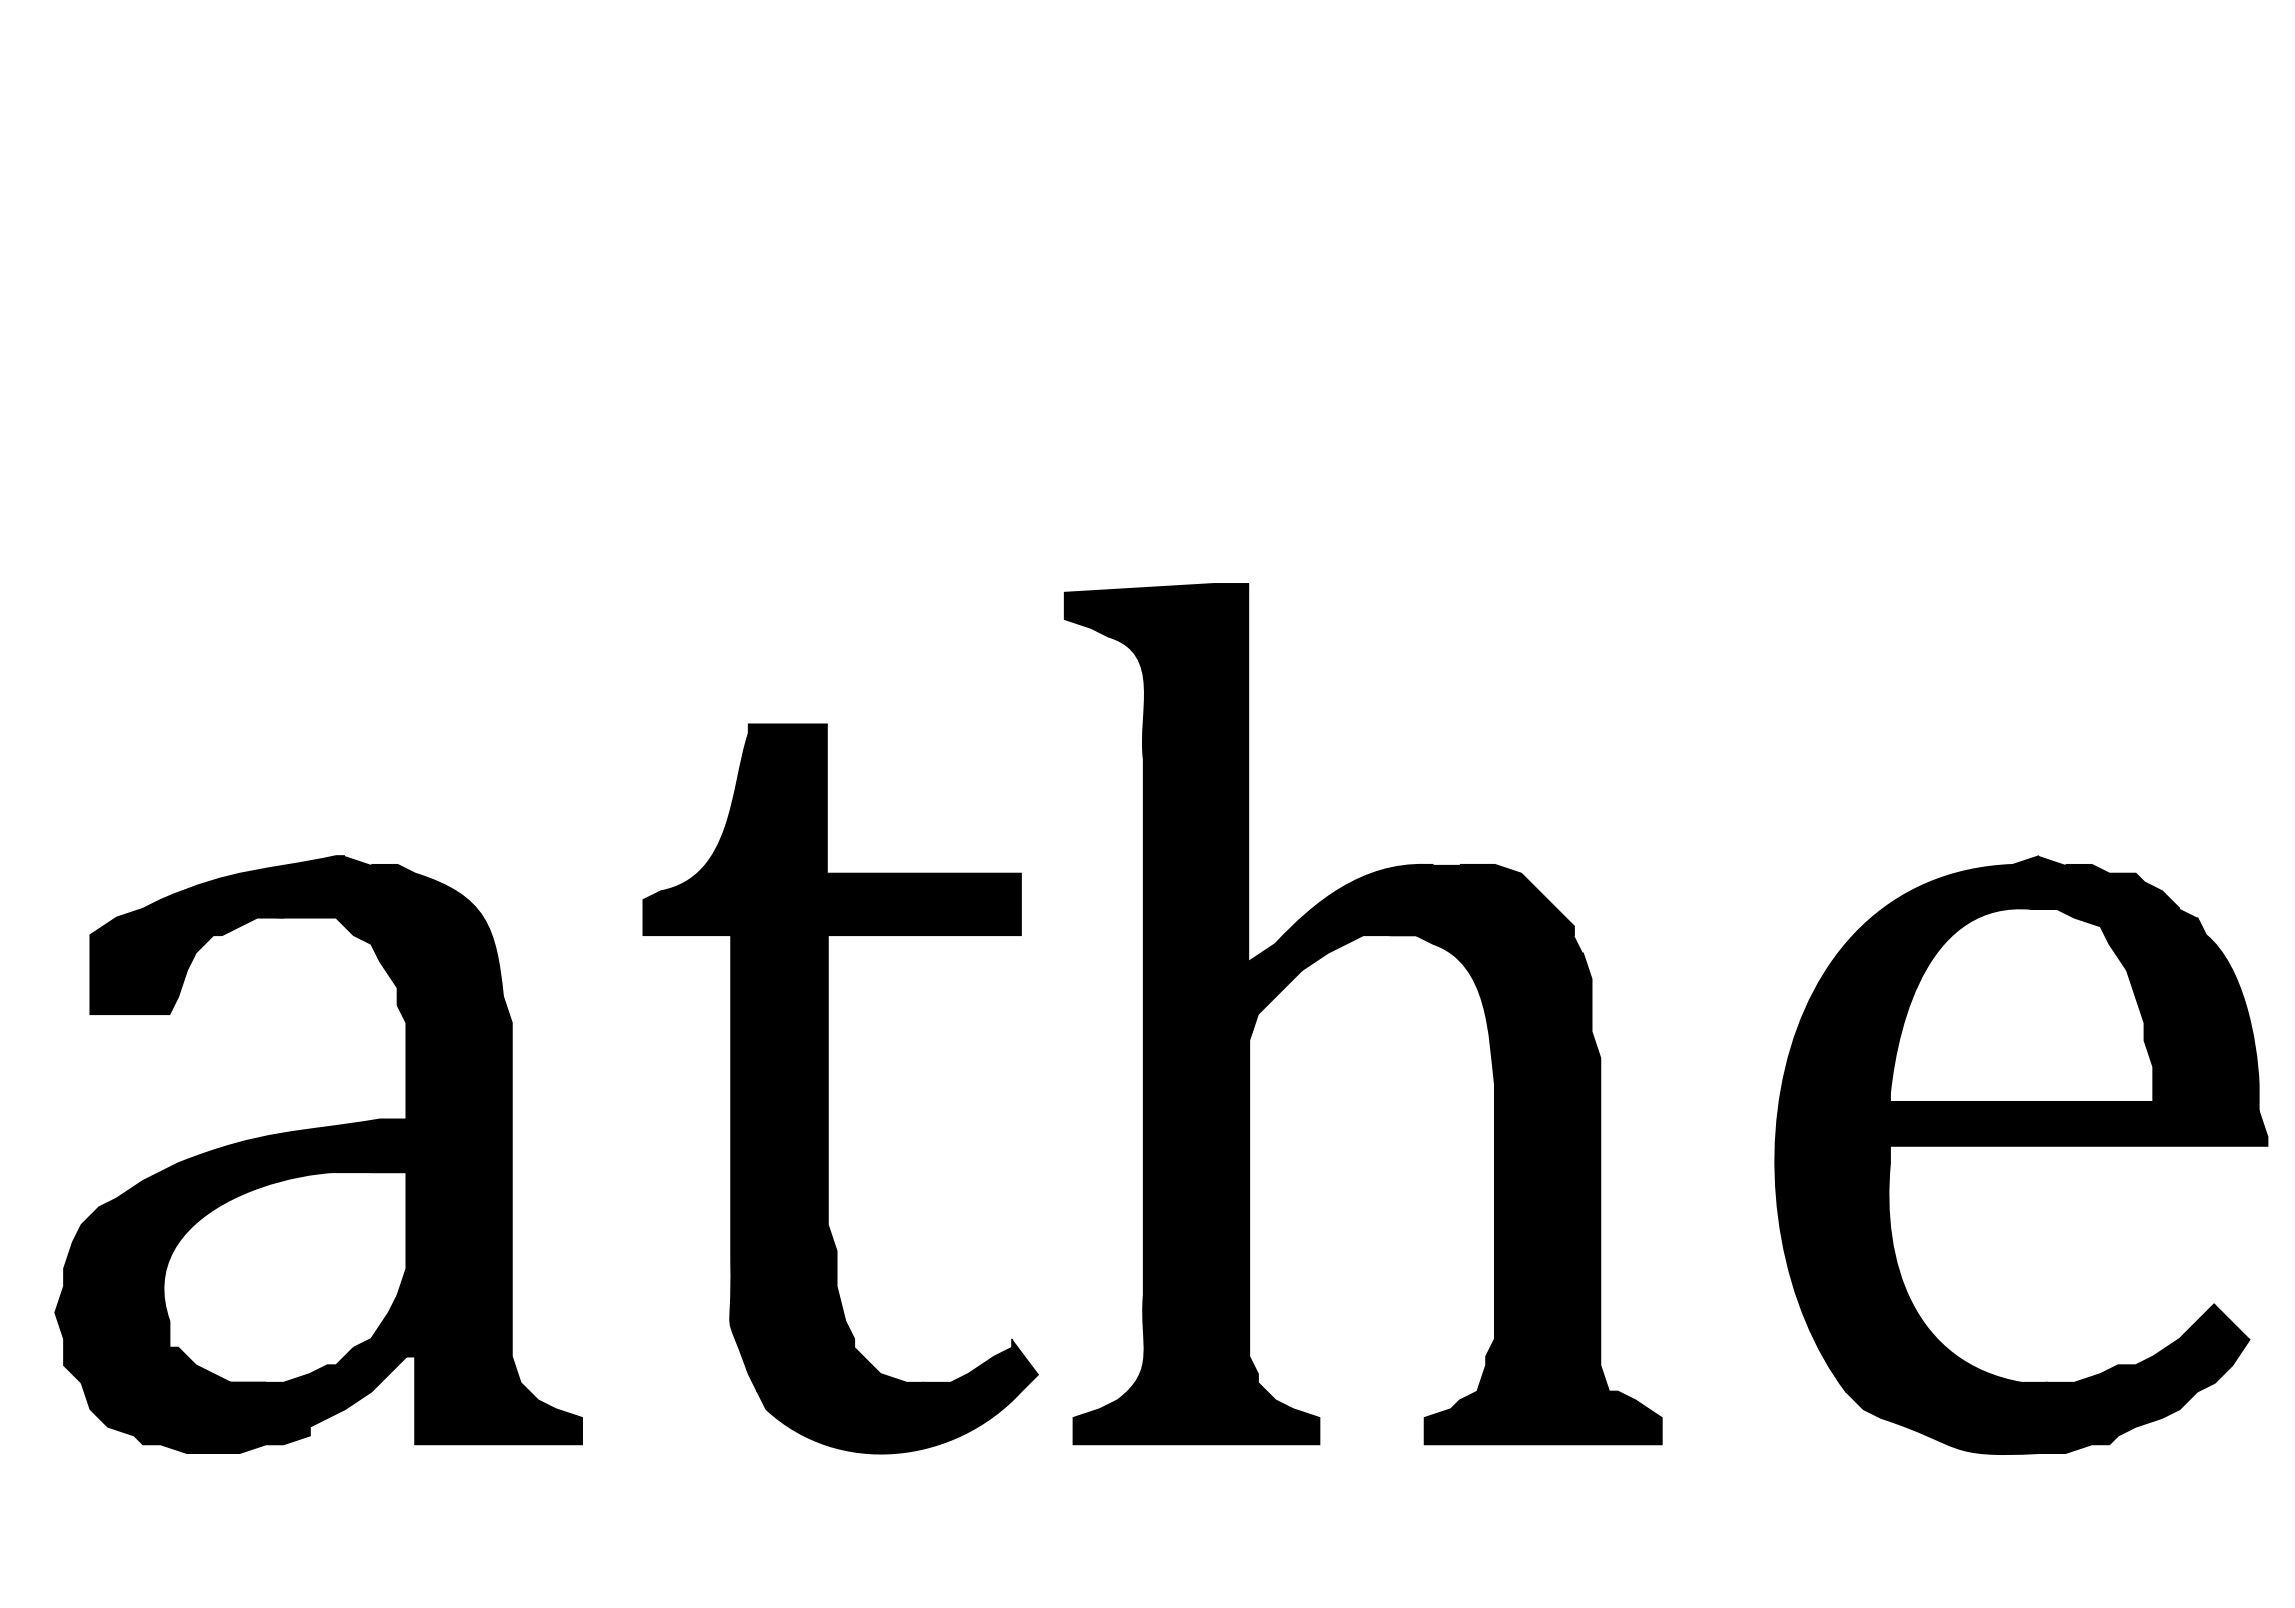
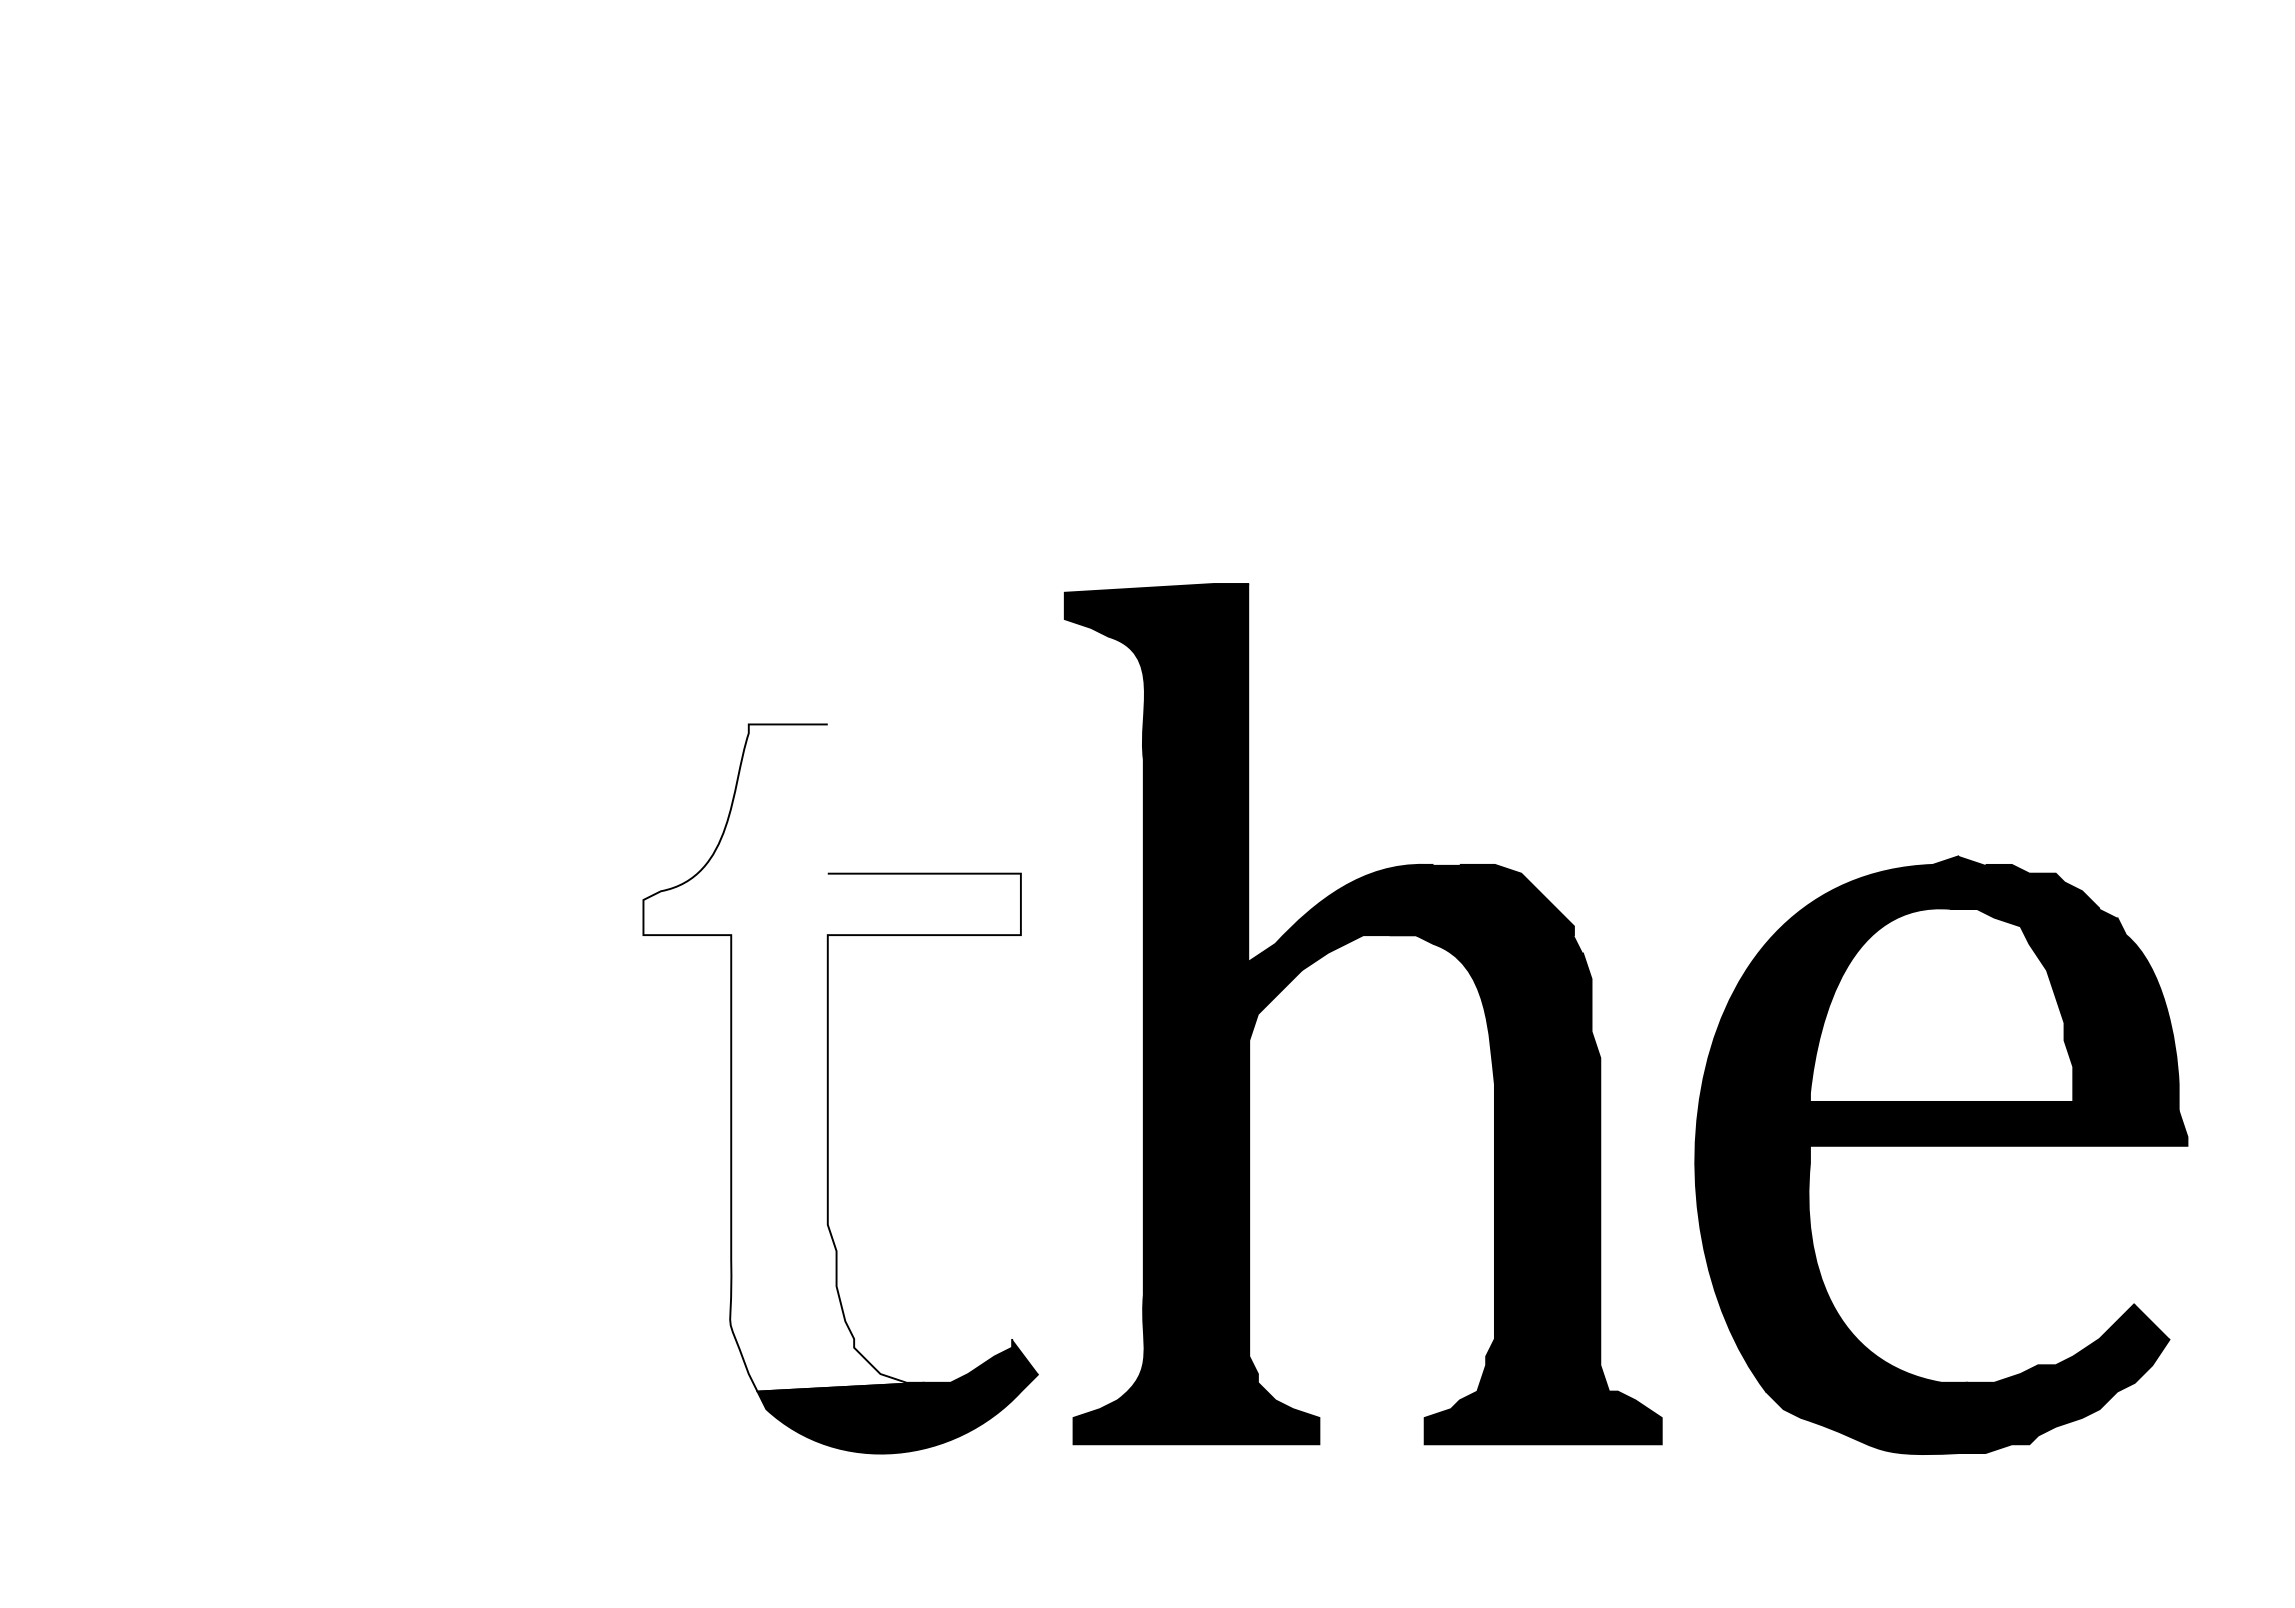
fill: present -> none (831, 1057)
part position: (2021, 1146) -> (1941, 1146) (1941, 1146)
part: present -> none (318, 1154)
